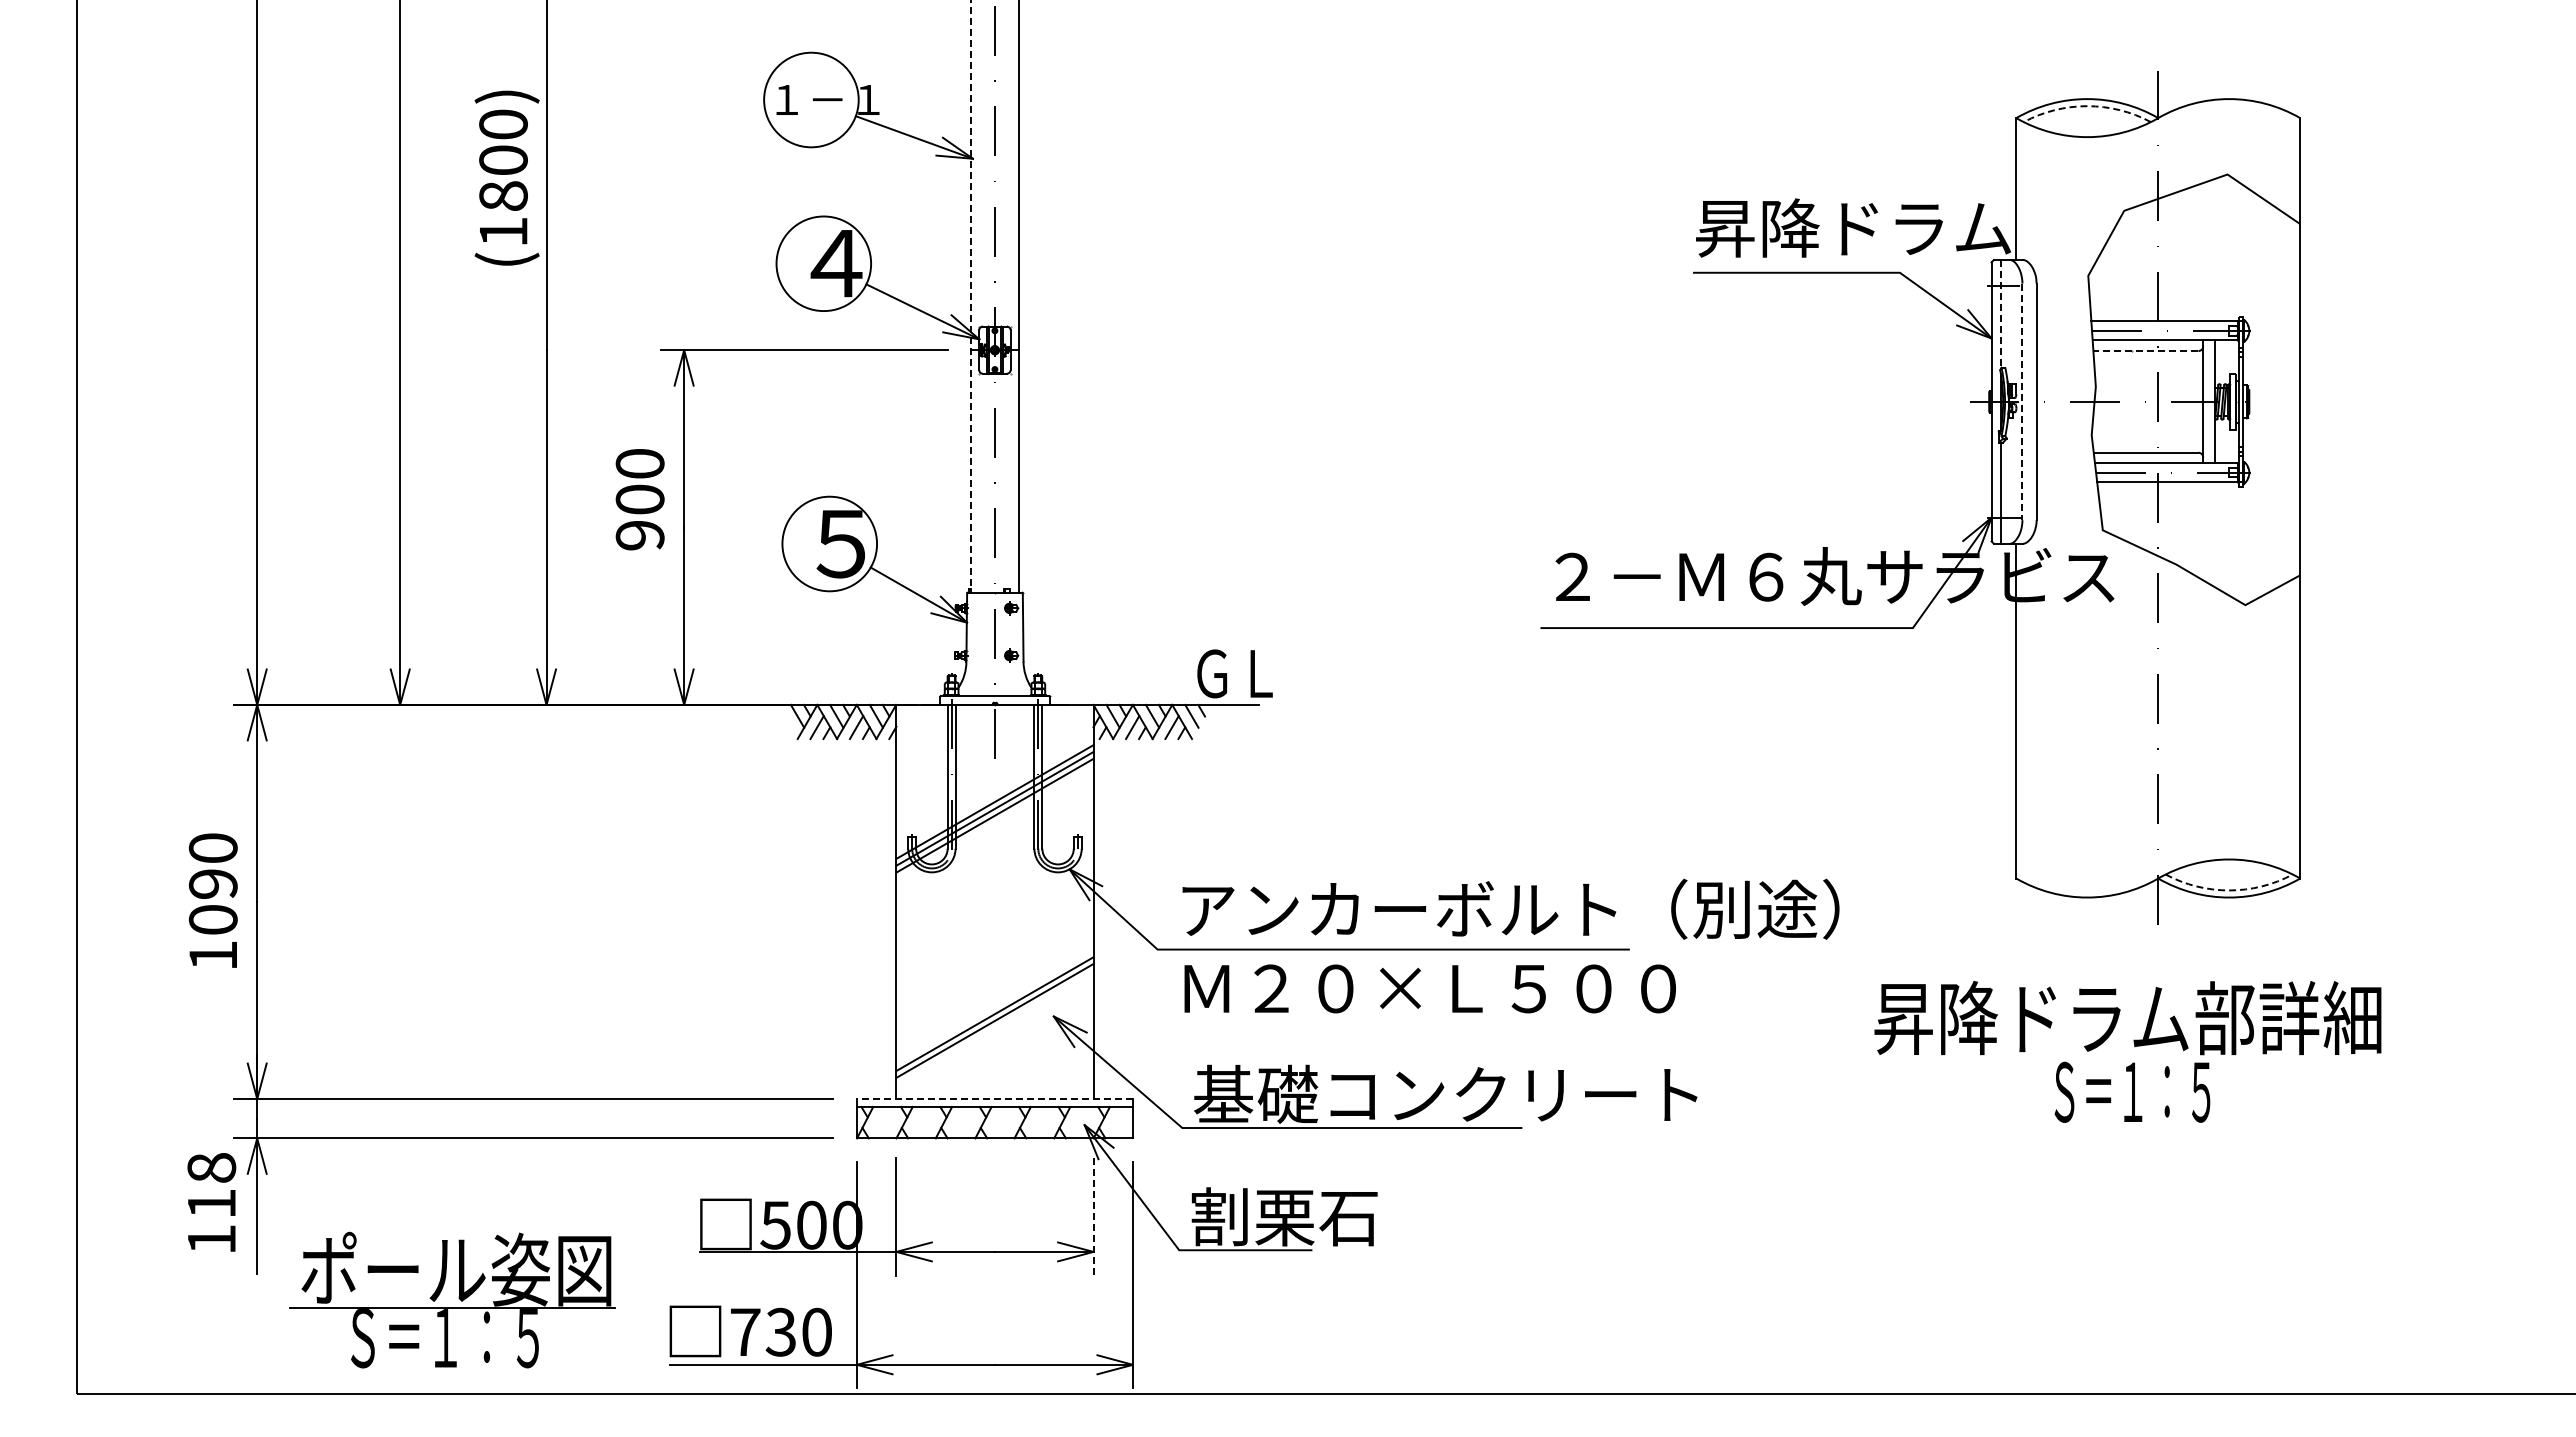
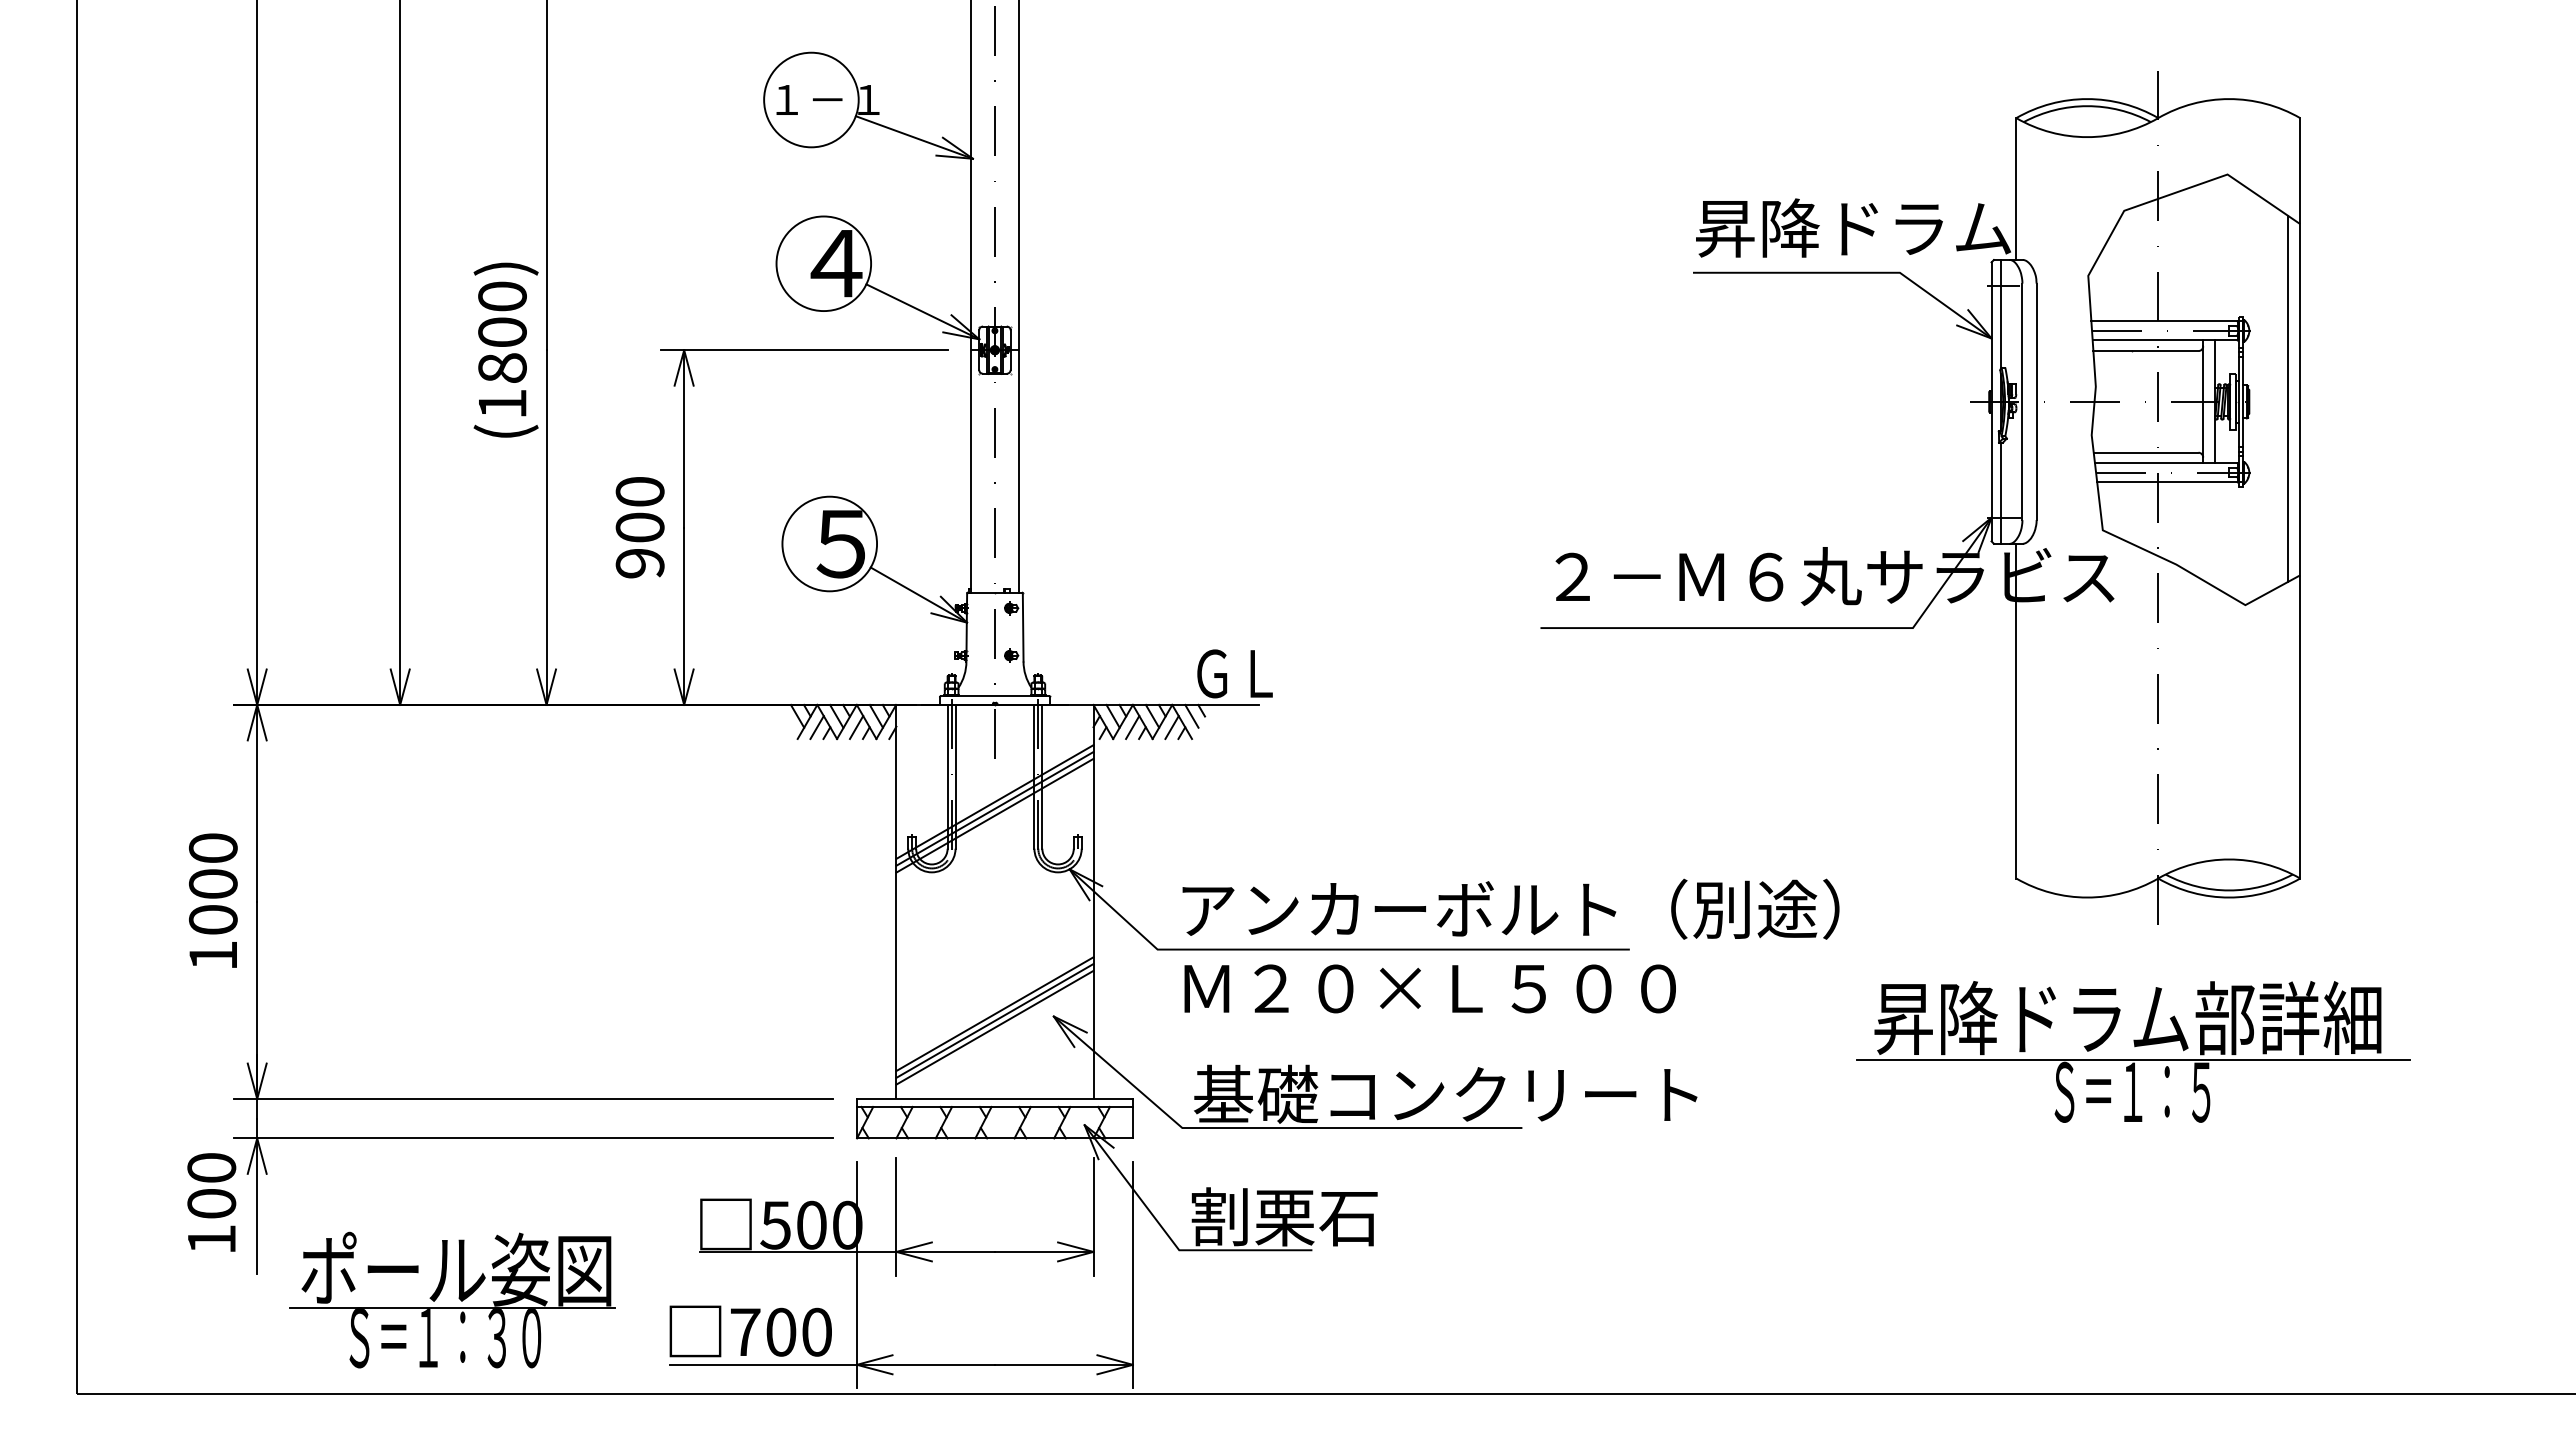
arc: dashed -> solid (2087, 106)
text position: (506, 177) -> (505, 349) (505, 349)
line: dashed -> solid (971, 297)
line: dashed -> solid (2000, 314)
line: dashed -> solid (2145, 351)
line: none -> present (2288, 398)
line: dashed -> solid (2022, 402)
text position: (639, 499) -> (639, 527) (639, 527)
text: 1090 -> 1000 (213, 883)
arc: dashed -> solid (2229, 890)
line: none -> present (994, 1027)
line: none -> present (2132, 1060)
line: dashed -> solid (994, 1099)
text: 118 -> 100 (211, 1185)
line: dashed -> solid (1093, 1216)
text: 730 -> 700 (780, 1331)
text: Ｓ＝１：５ -> Ｓ＝１：３０ (445, 1338)
